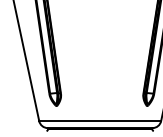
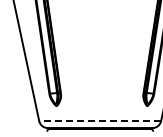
line: solid -> dashed (100, 121)
